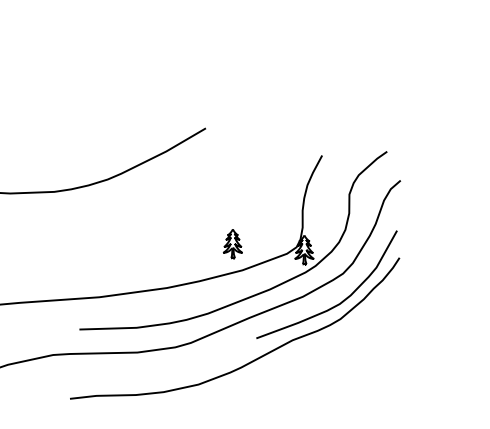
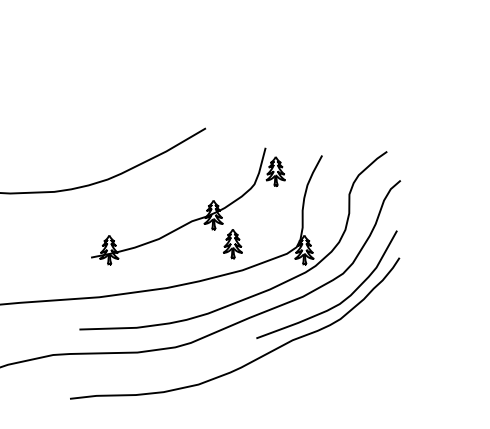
part: none -> present (193, 219)
